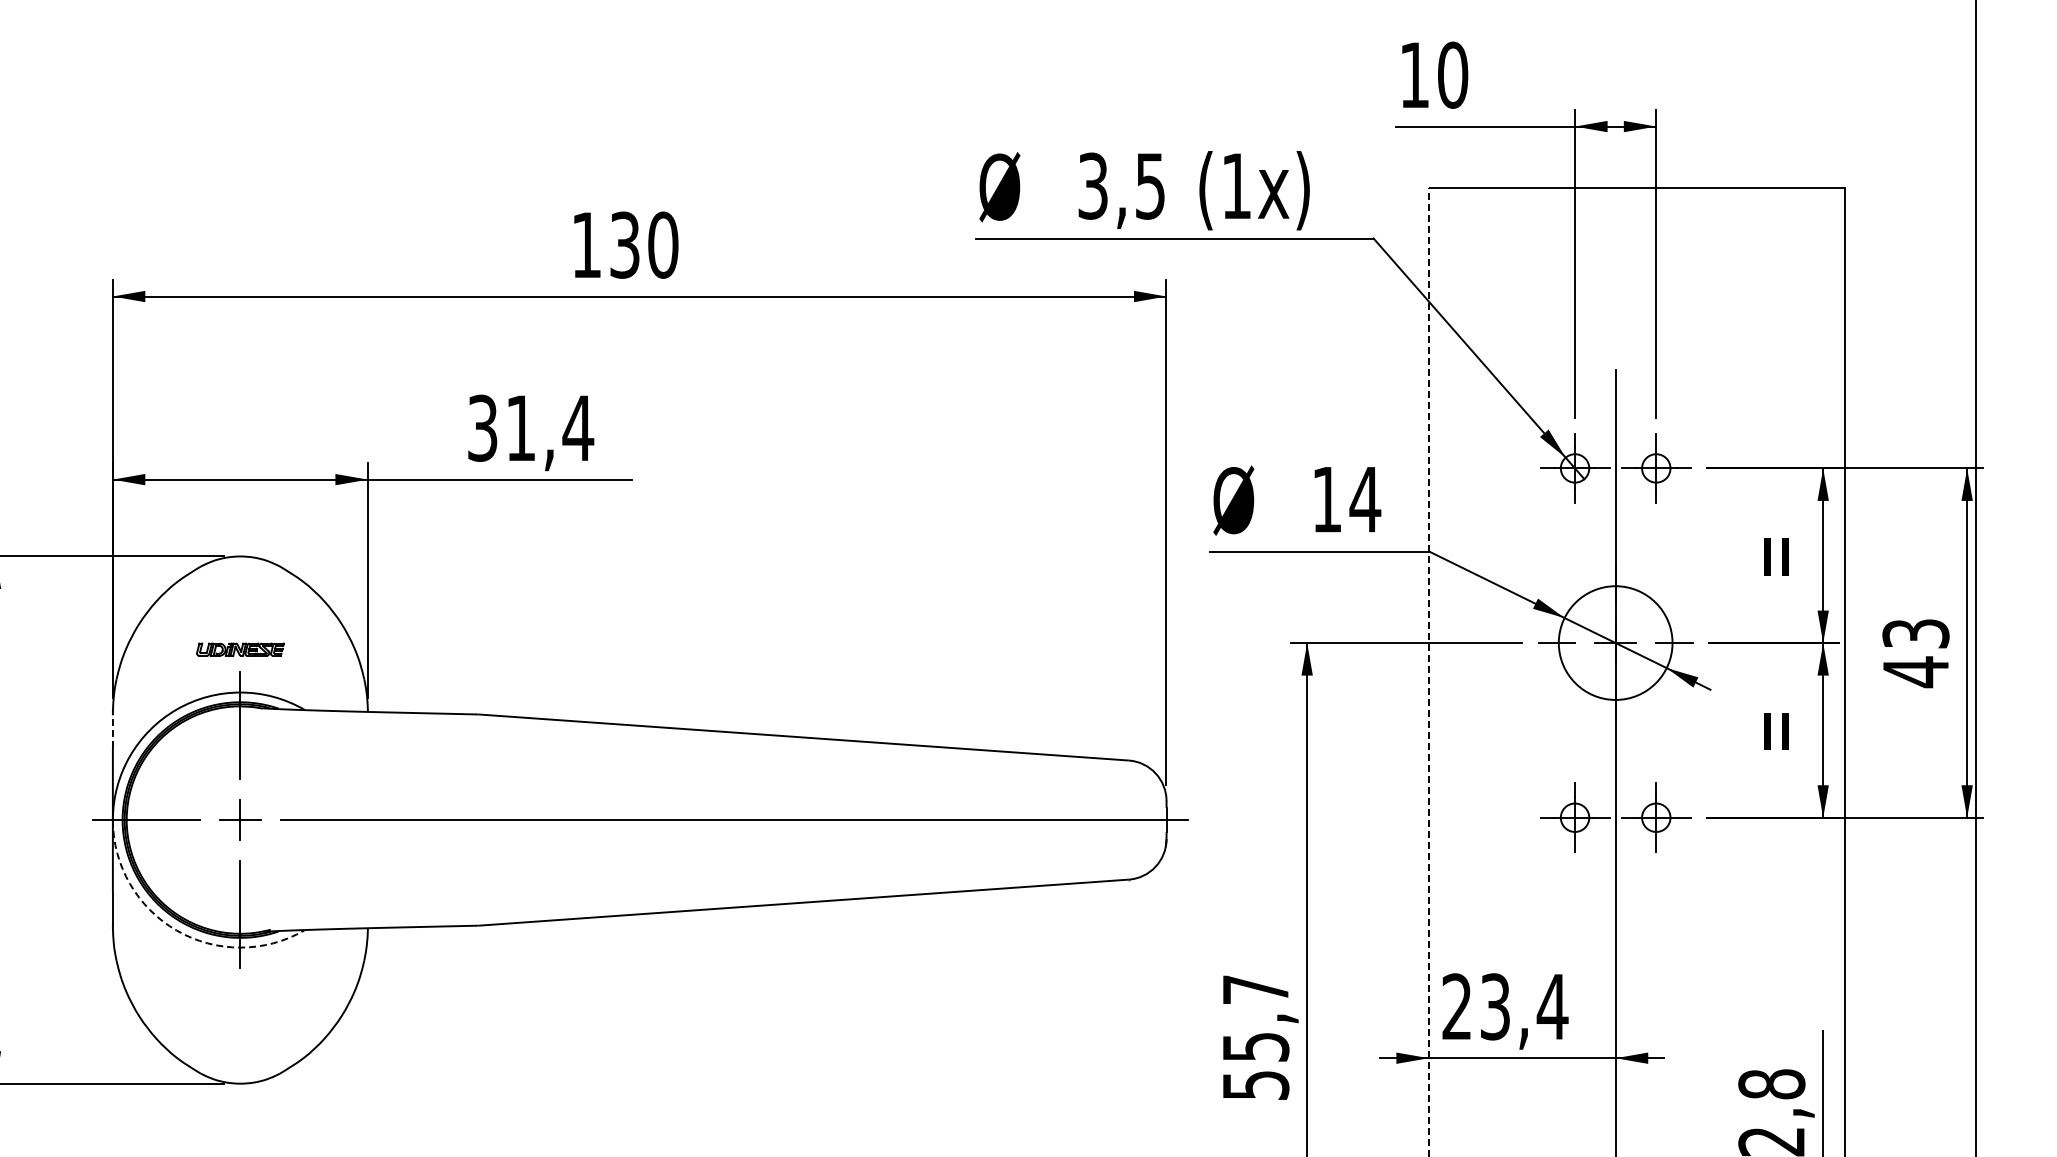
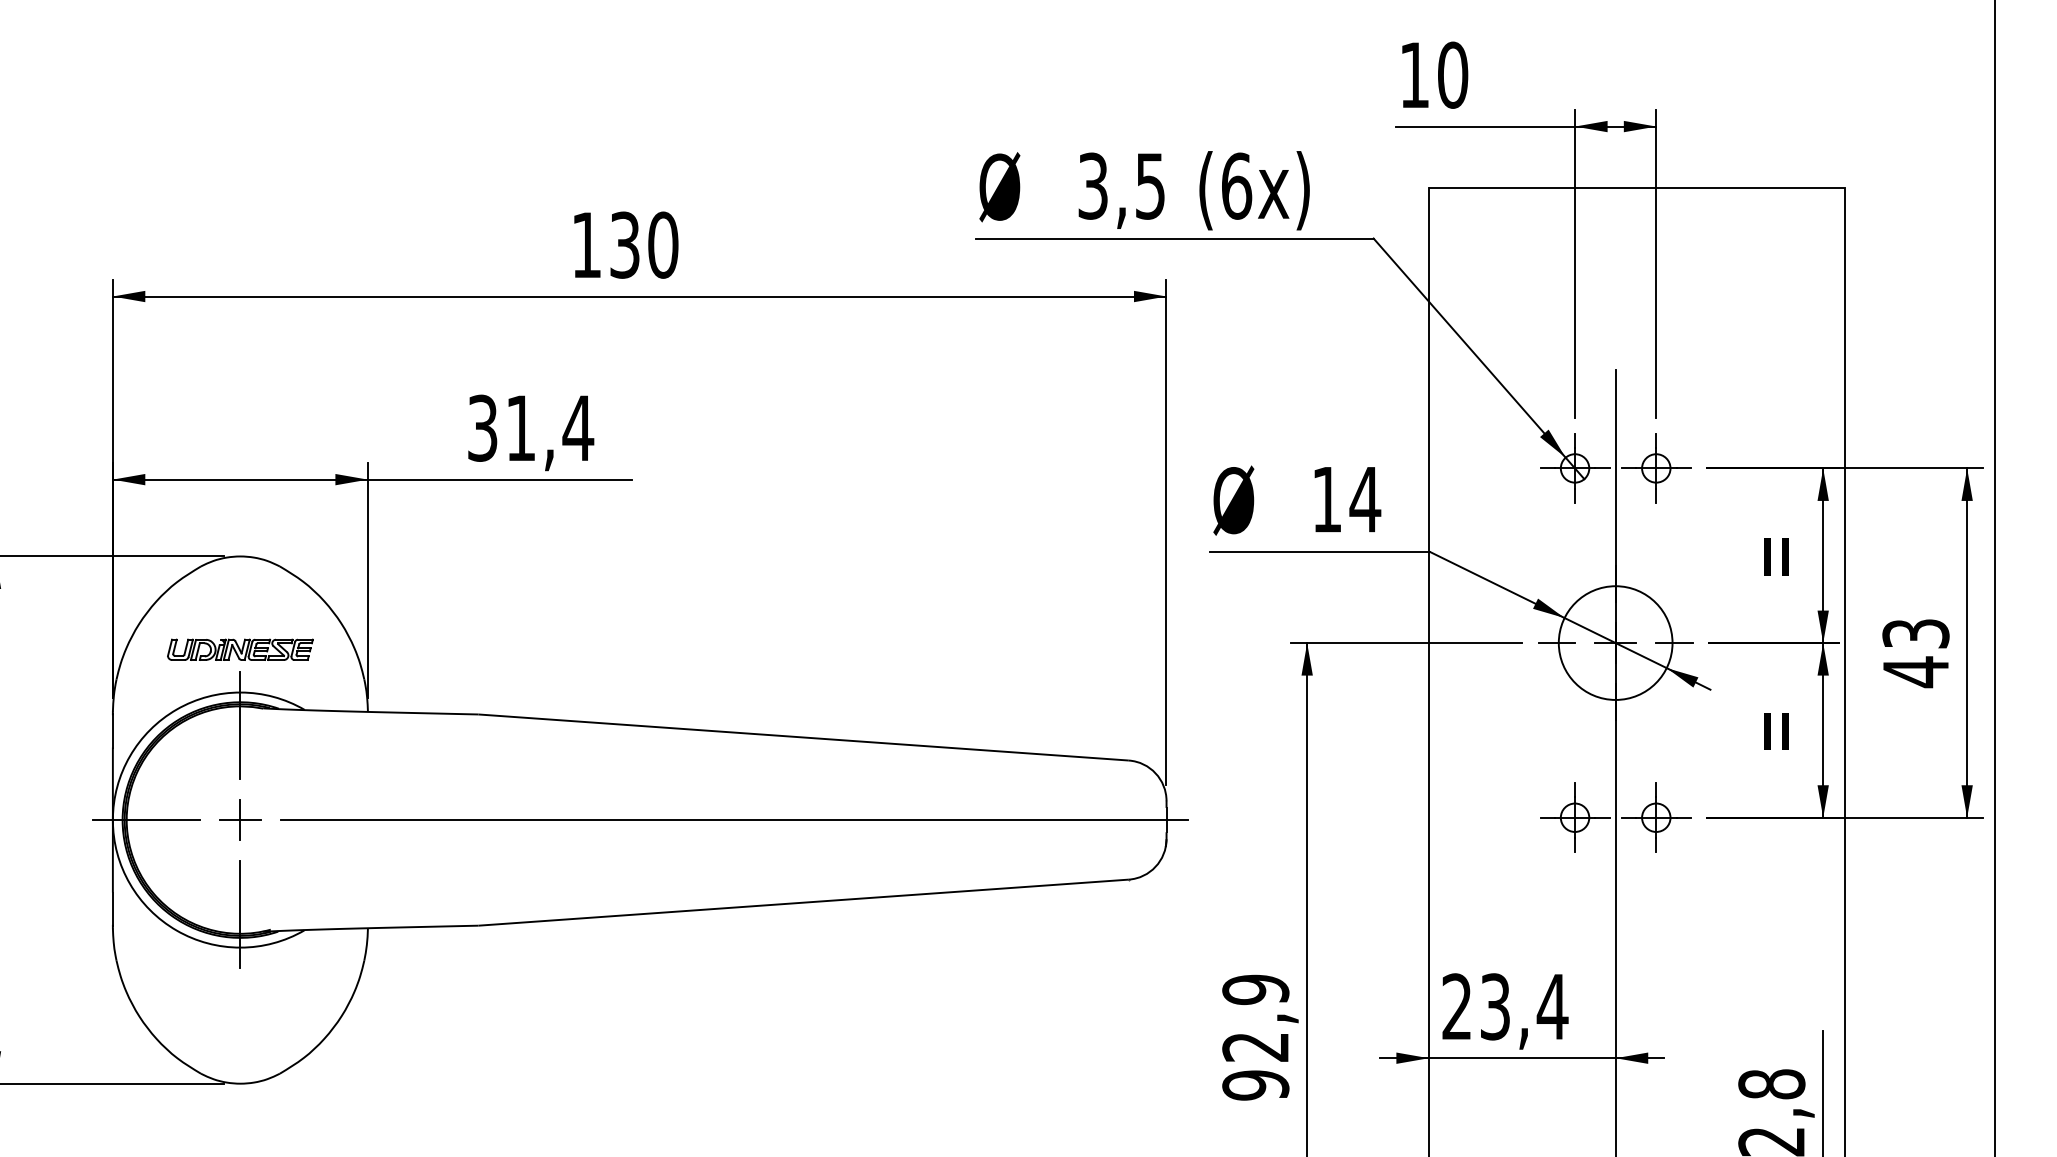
text: (1x) -> (6x) (1237, 185)
line position: (1976, 577) -> (1995, 577) (1995, 577)
part size: 89x15 px -> 147x23 px (240, 649)
line: dashed -> solid (1428, 671)
line: dashed -> solid (112, 730)
arc: dashed -> solid (176, 930)
text: 55,7 -> 92,9 (1255, 1037)
